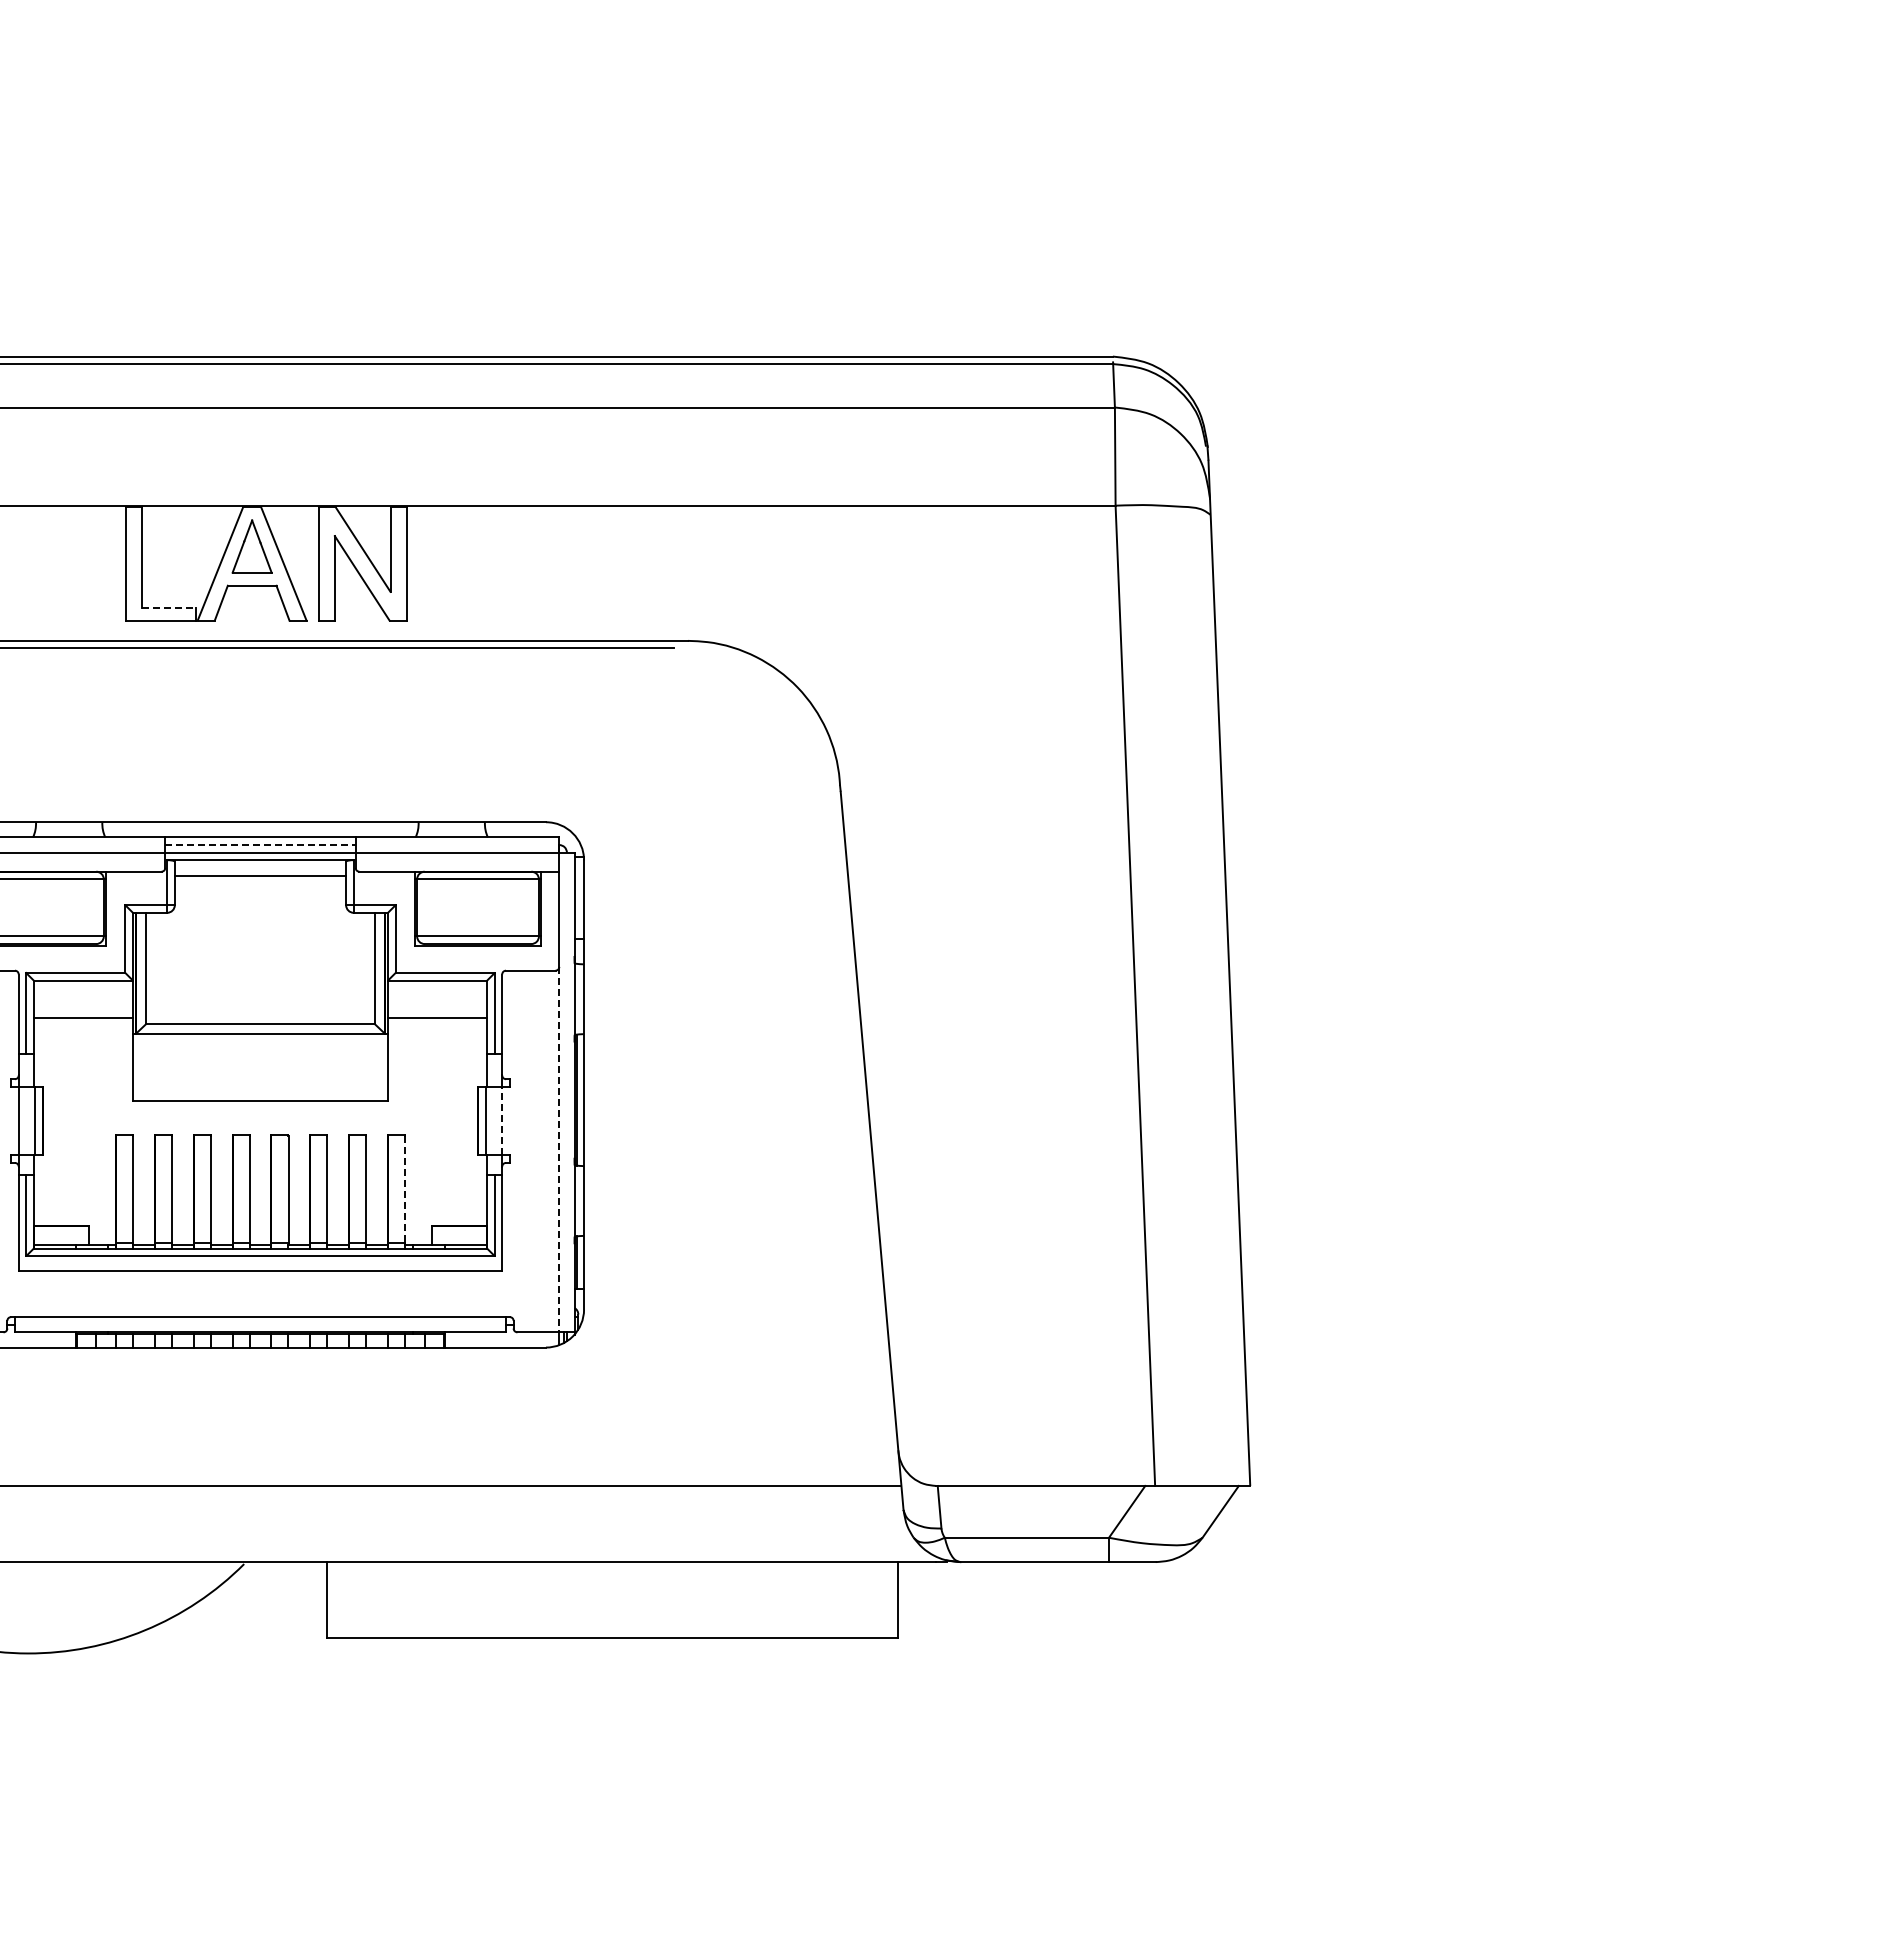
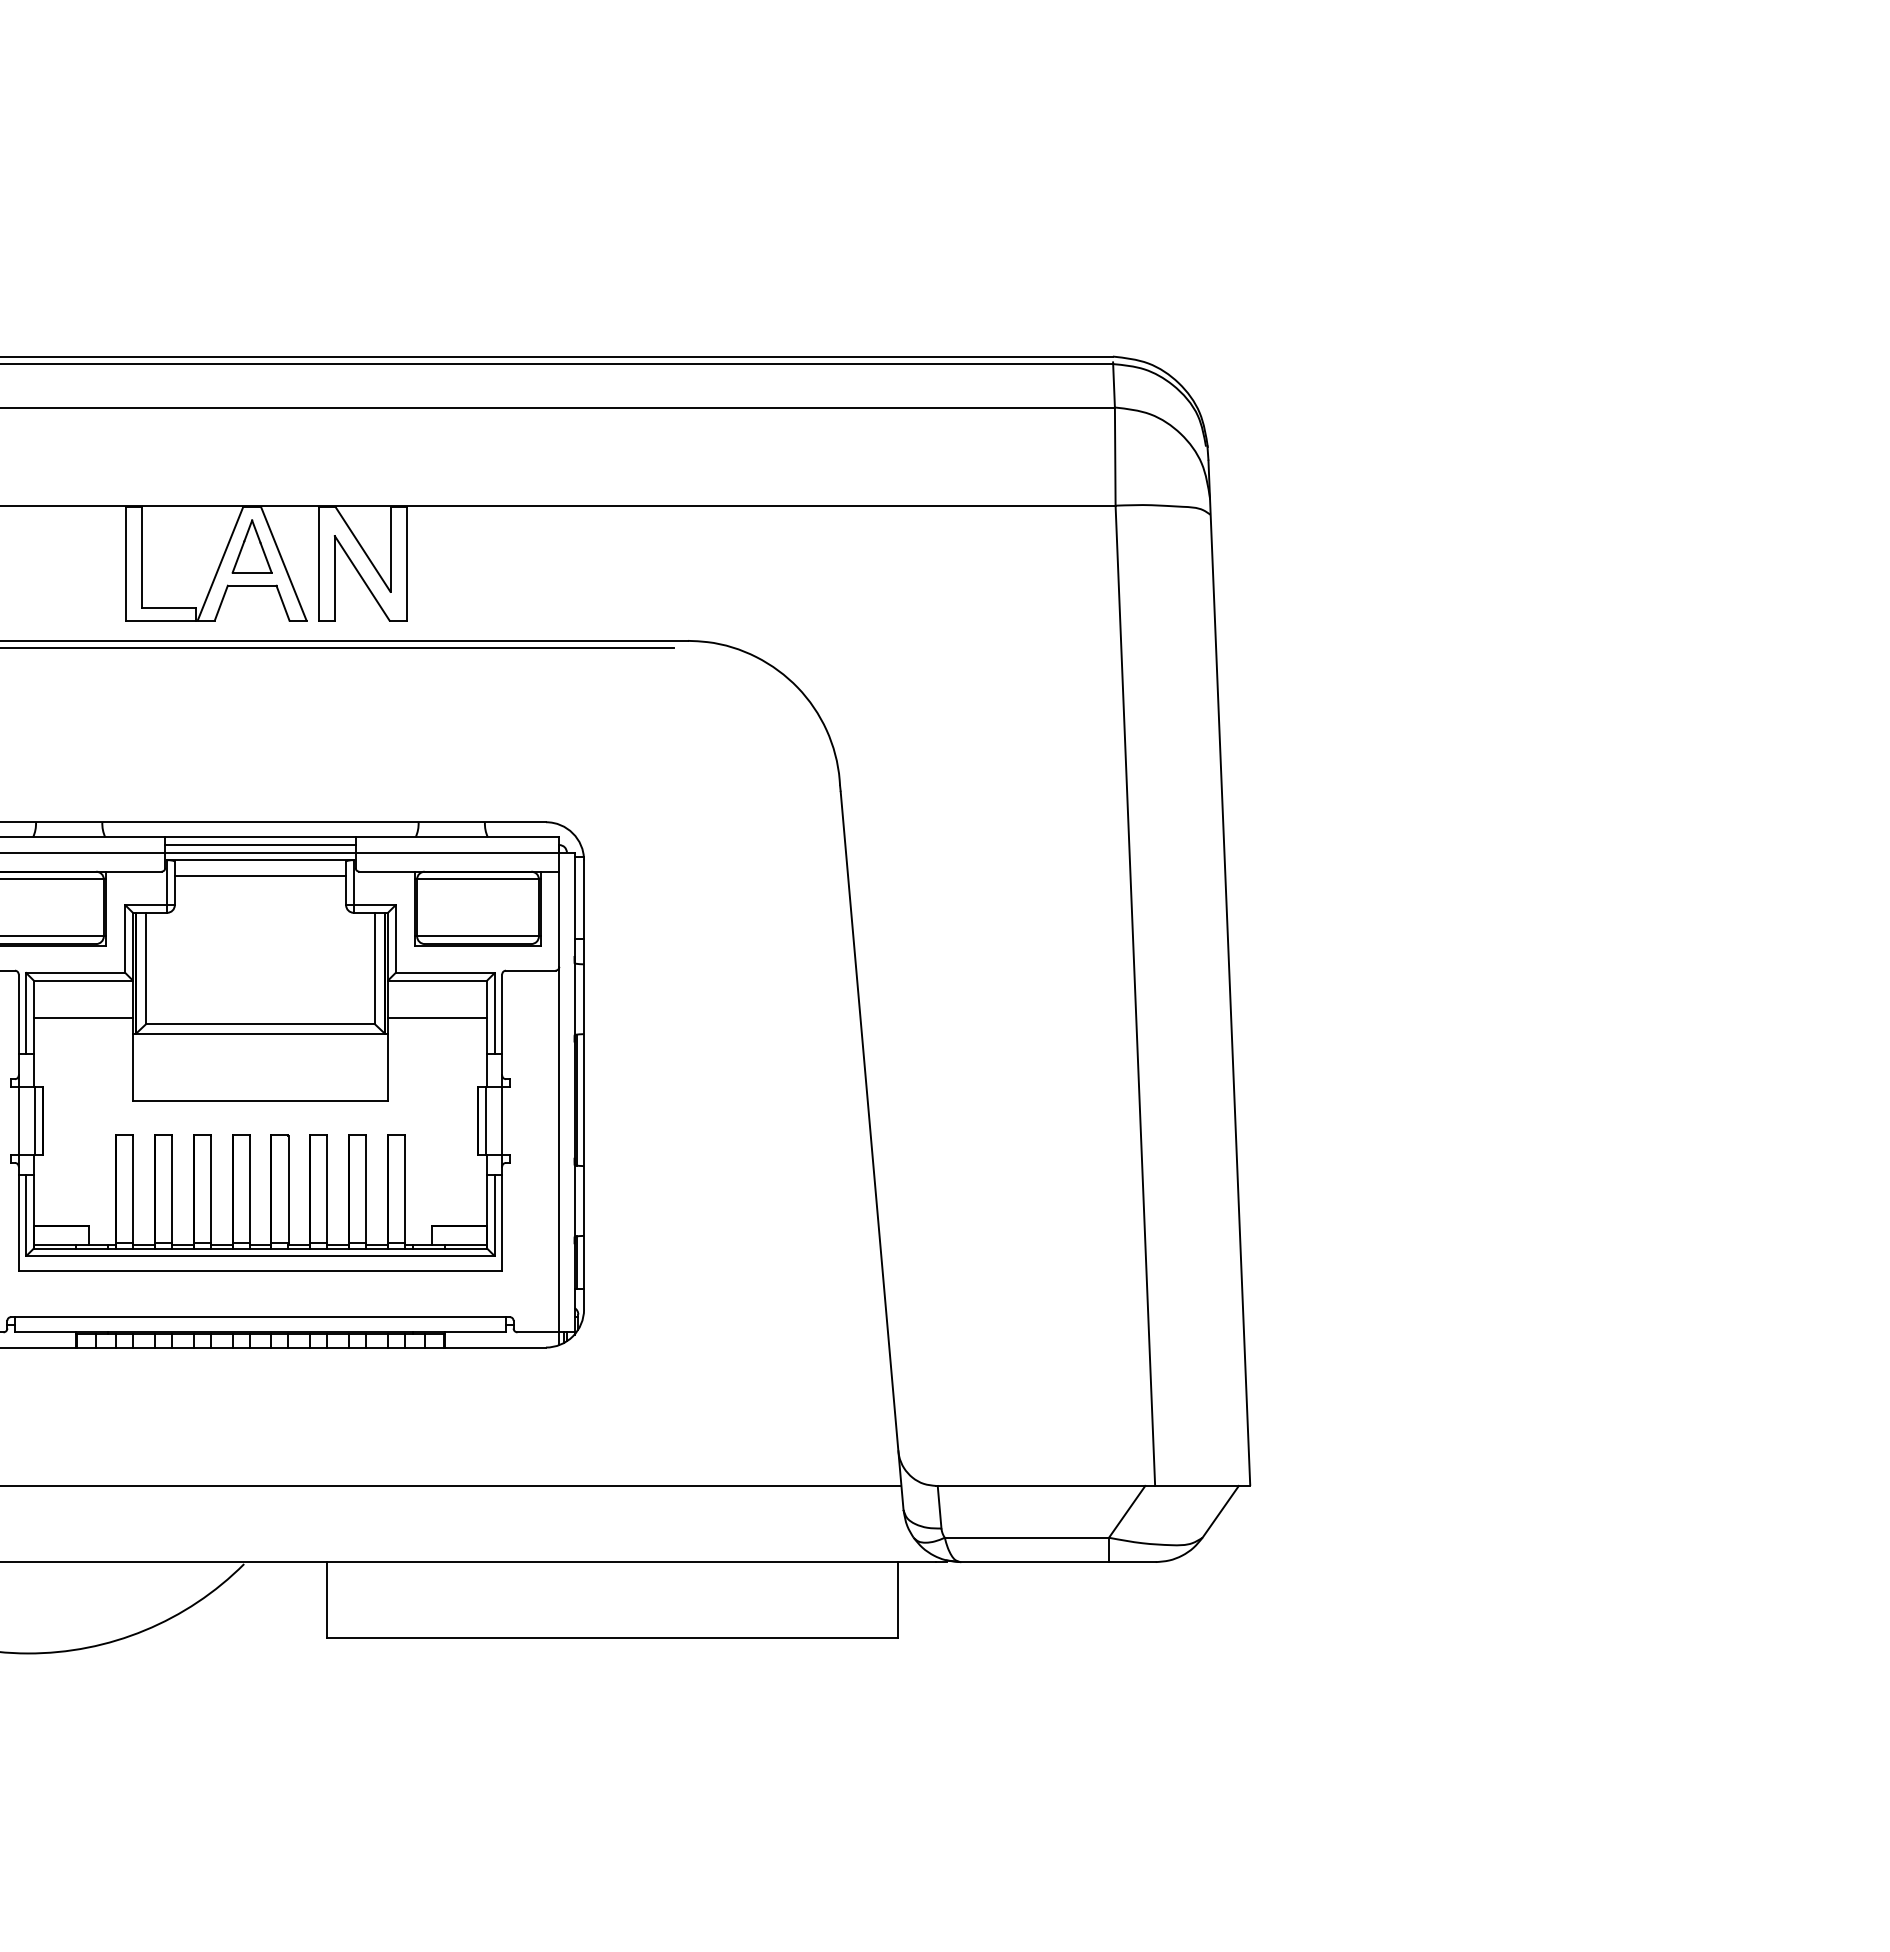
line: dashed -> solid (169, 607)
line: dashed -> solid (260, 845)
line: dashed -> solid (501, 1120)
line: dashed -> solid (559, 1149)
line: dashed -> solid (404, 1189)
